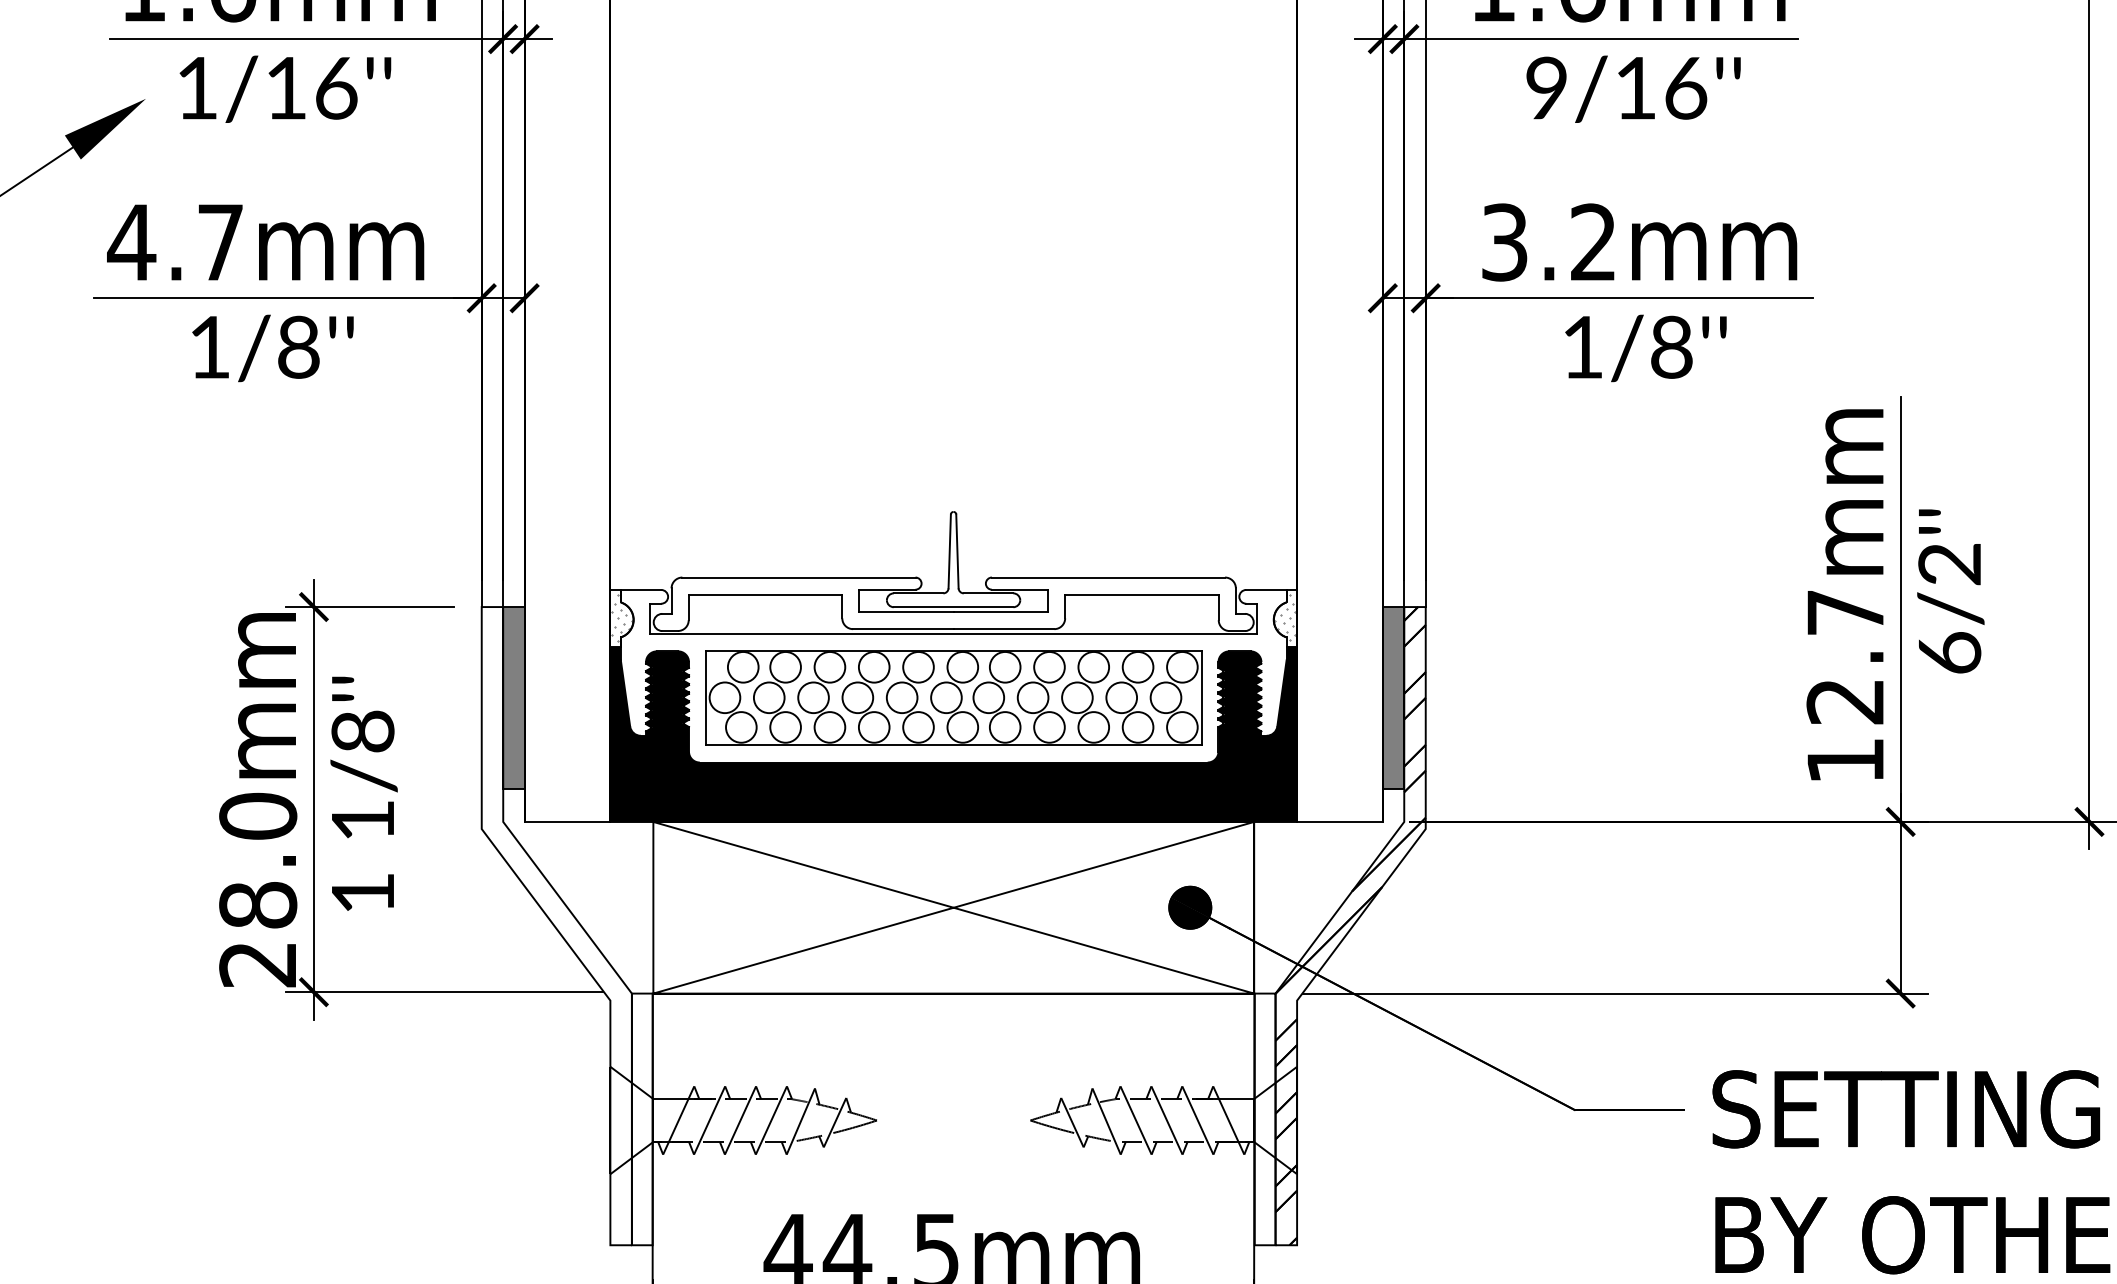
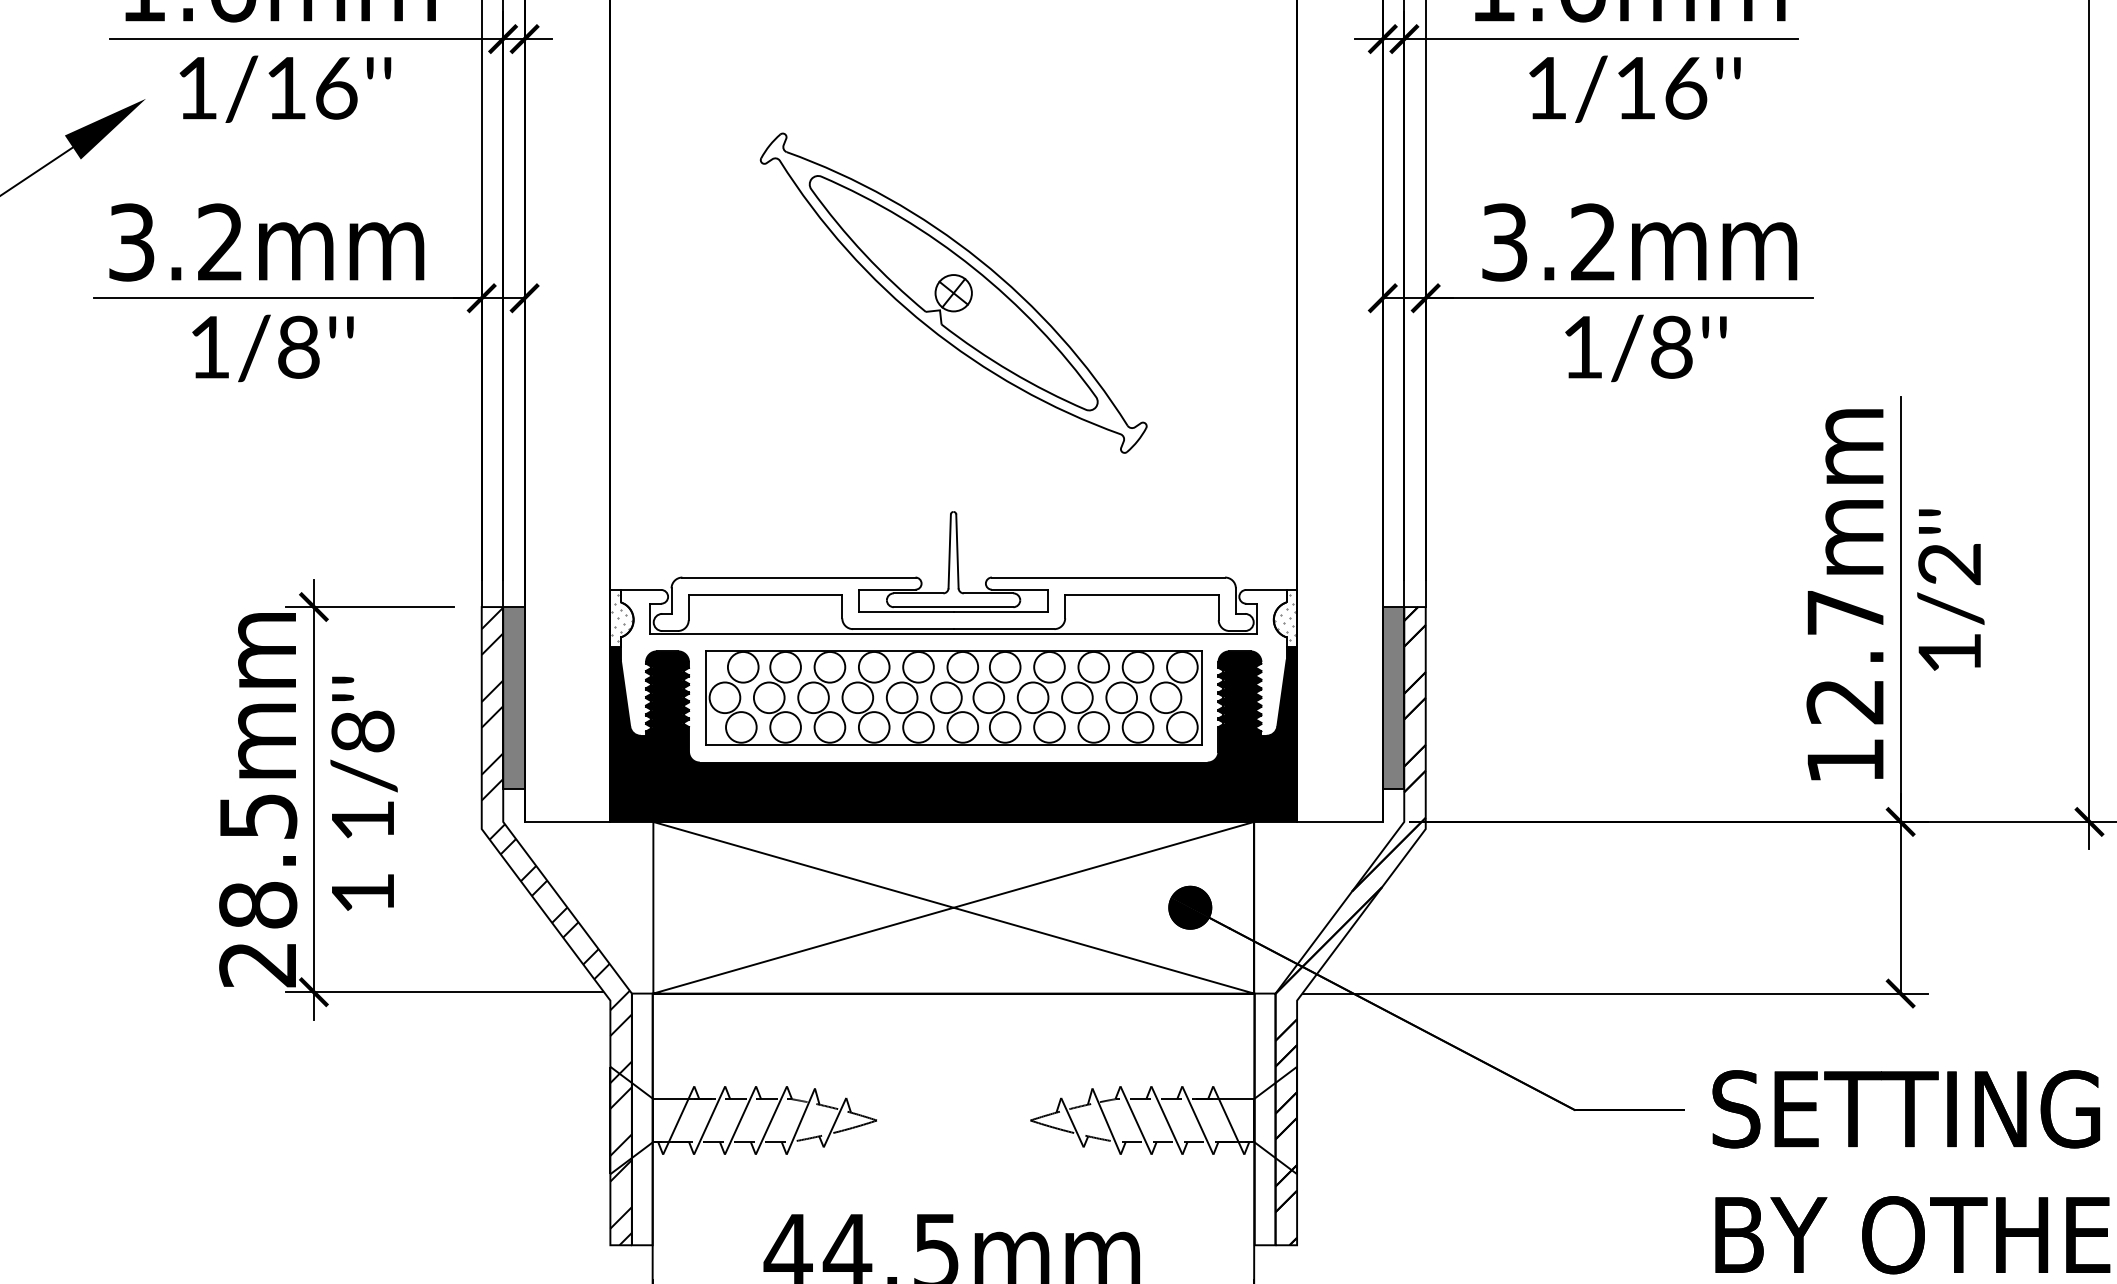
text: 9/16''\f] -> 1/16''\f] (1546, 87)
text: 4.7mm -> 3.2mm (174, 242)
part: none -> present (953, 292)
text: 6/2''\f] -> 1/2''\f] (1949, 652)
text: 28.0mm -> 28.5mm (258, 815)
hatch: none -> present (556, 926)
